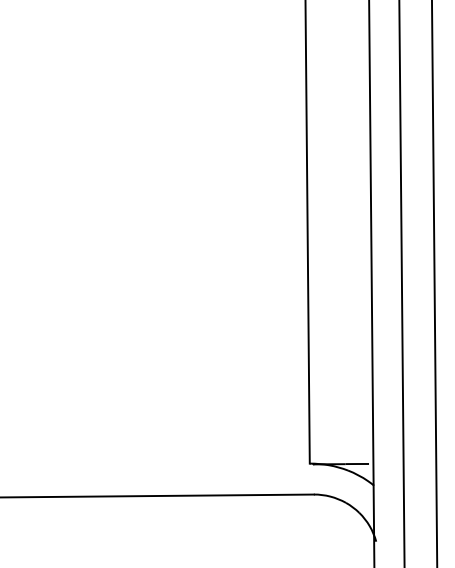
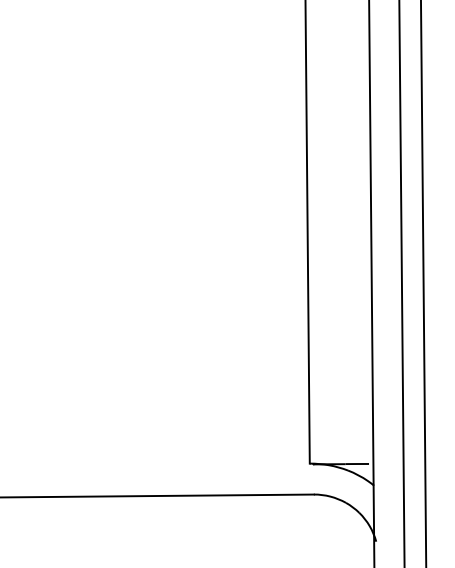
line position: (434, 283) -> (423, 283) (423, 283)
